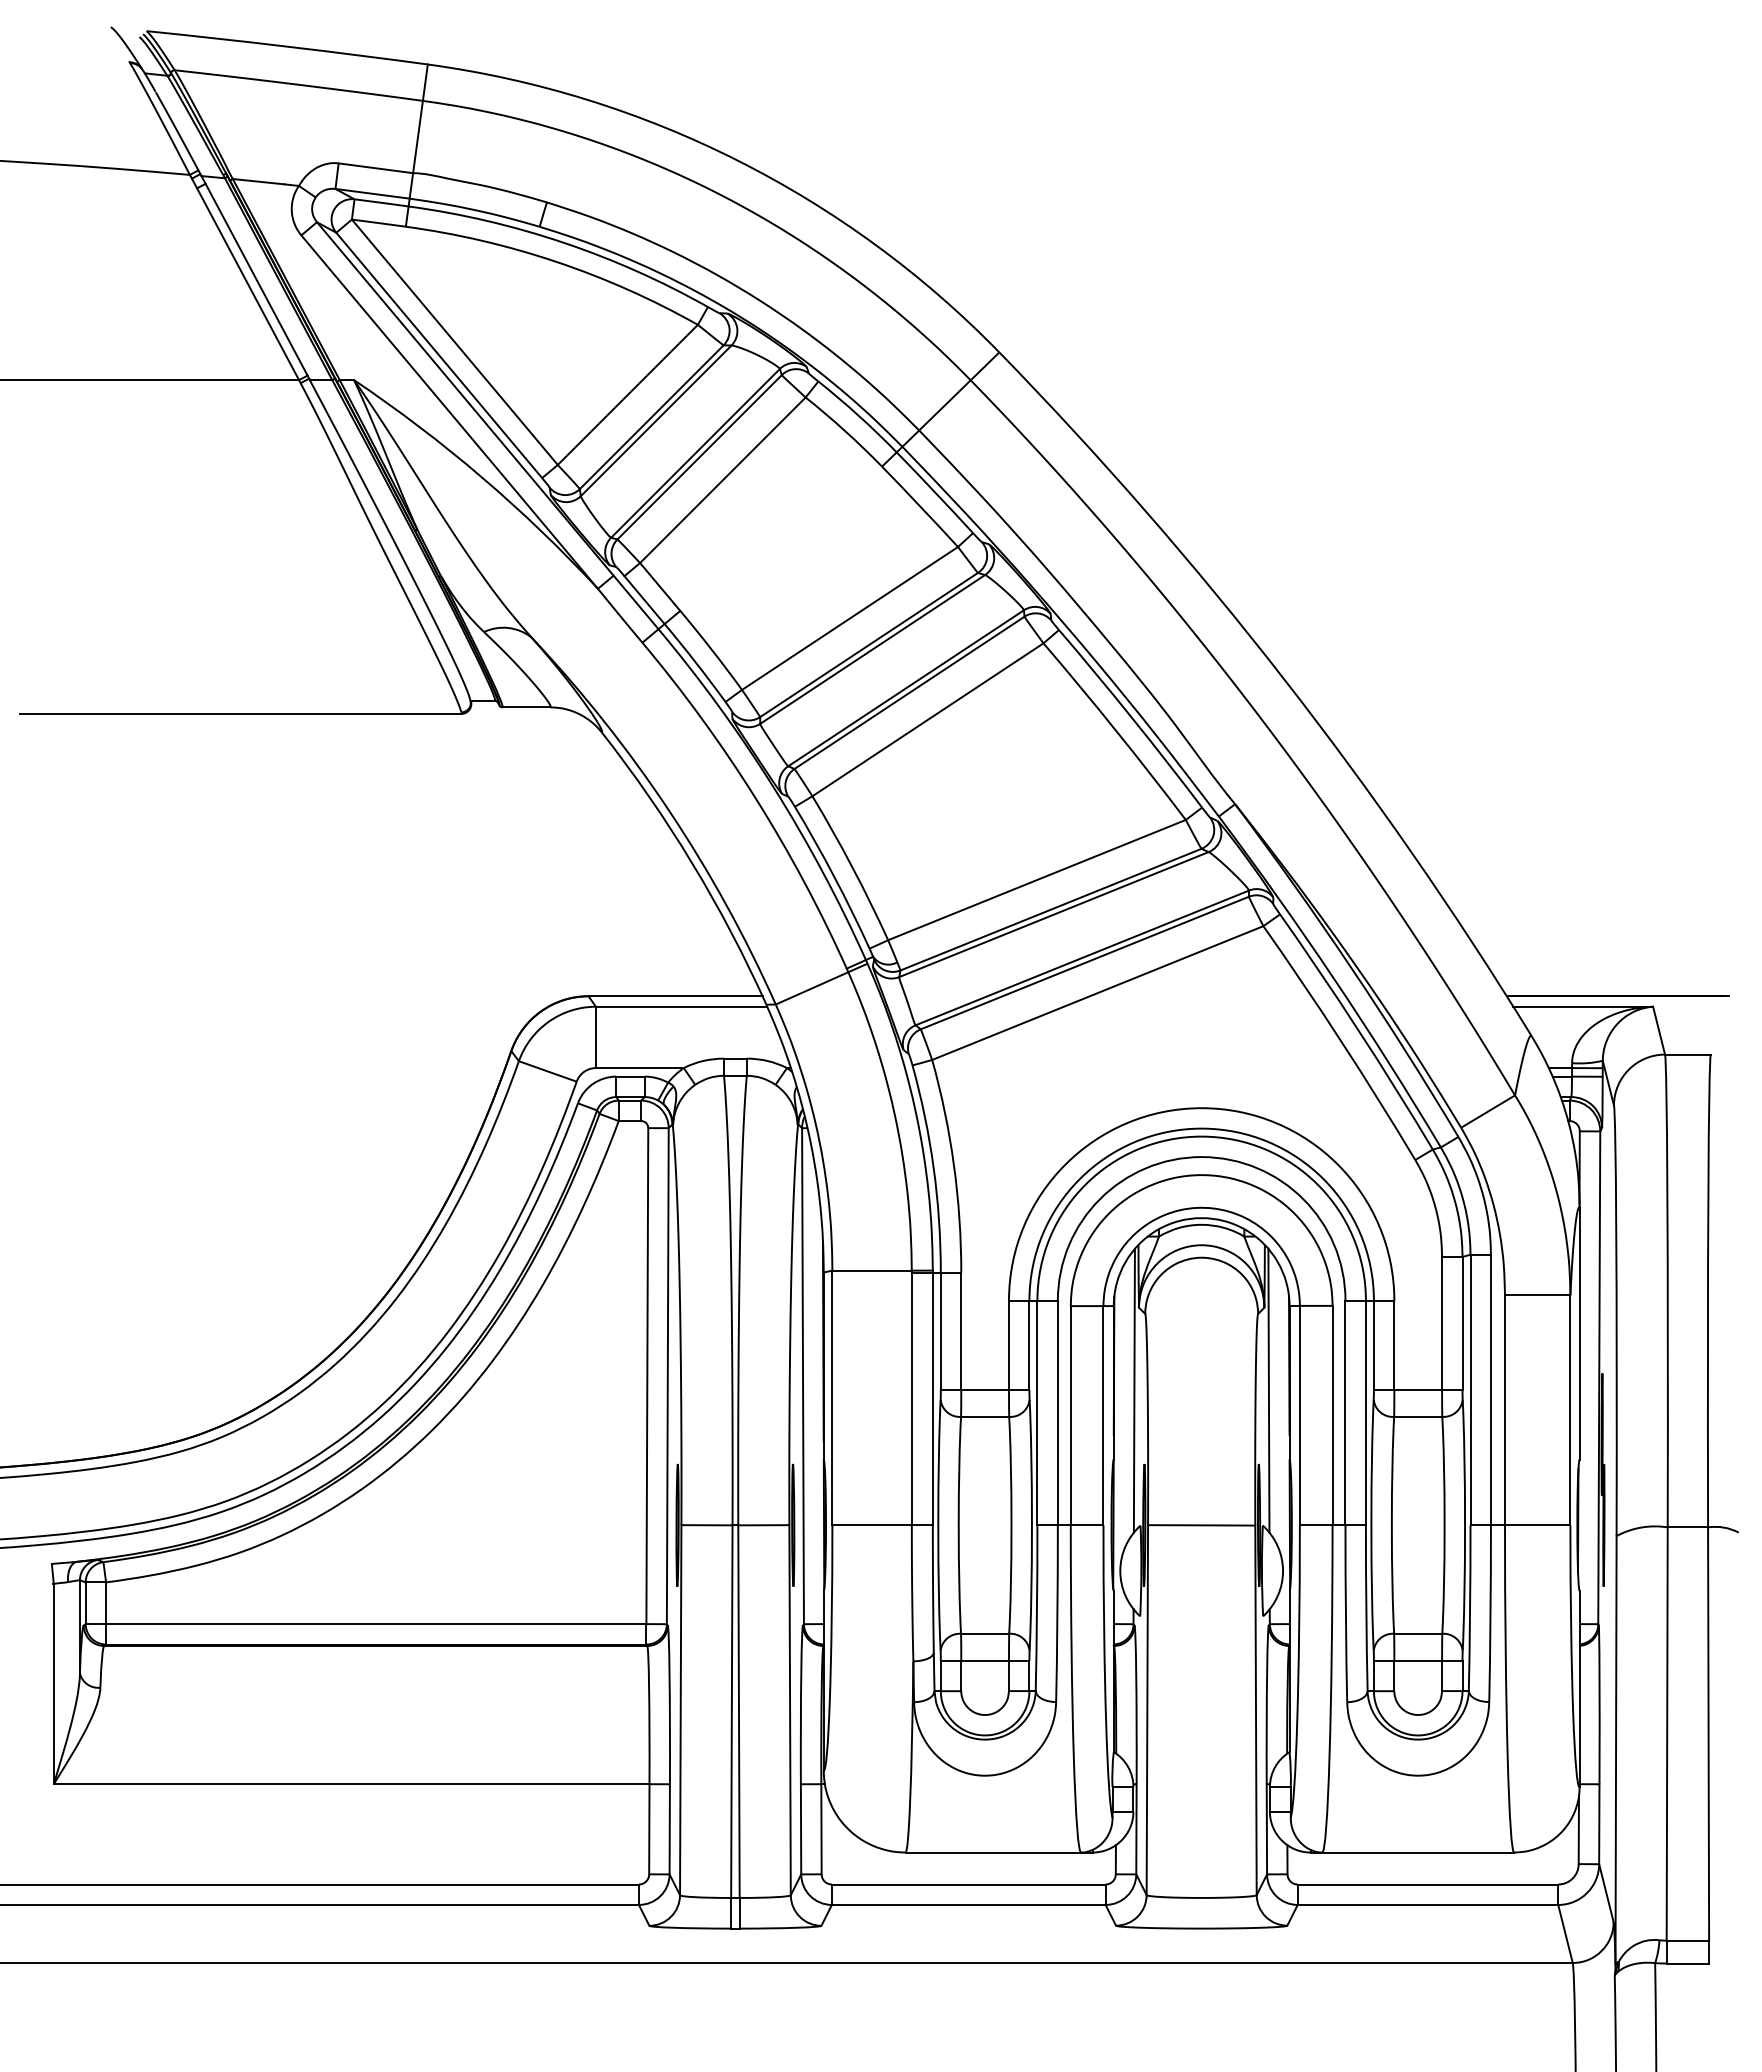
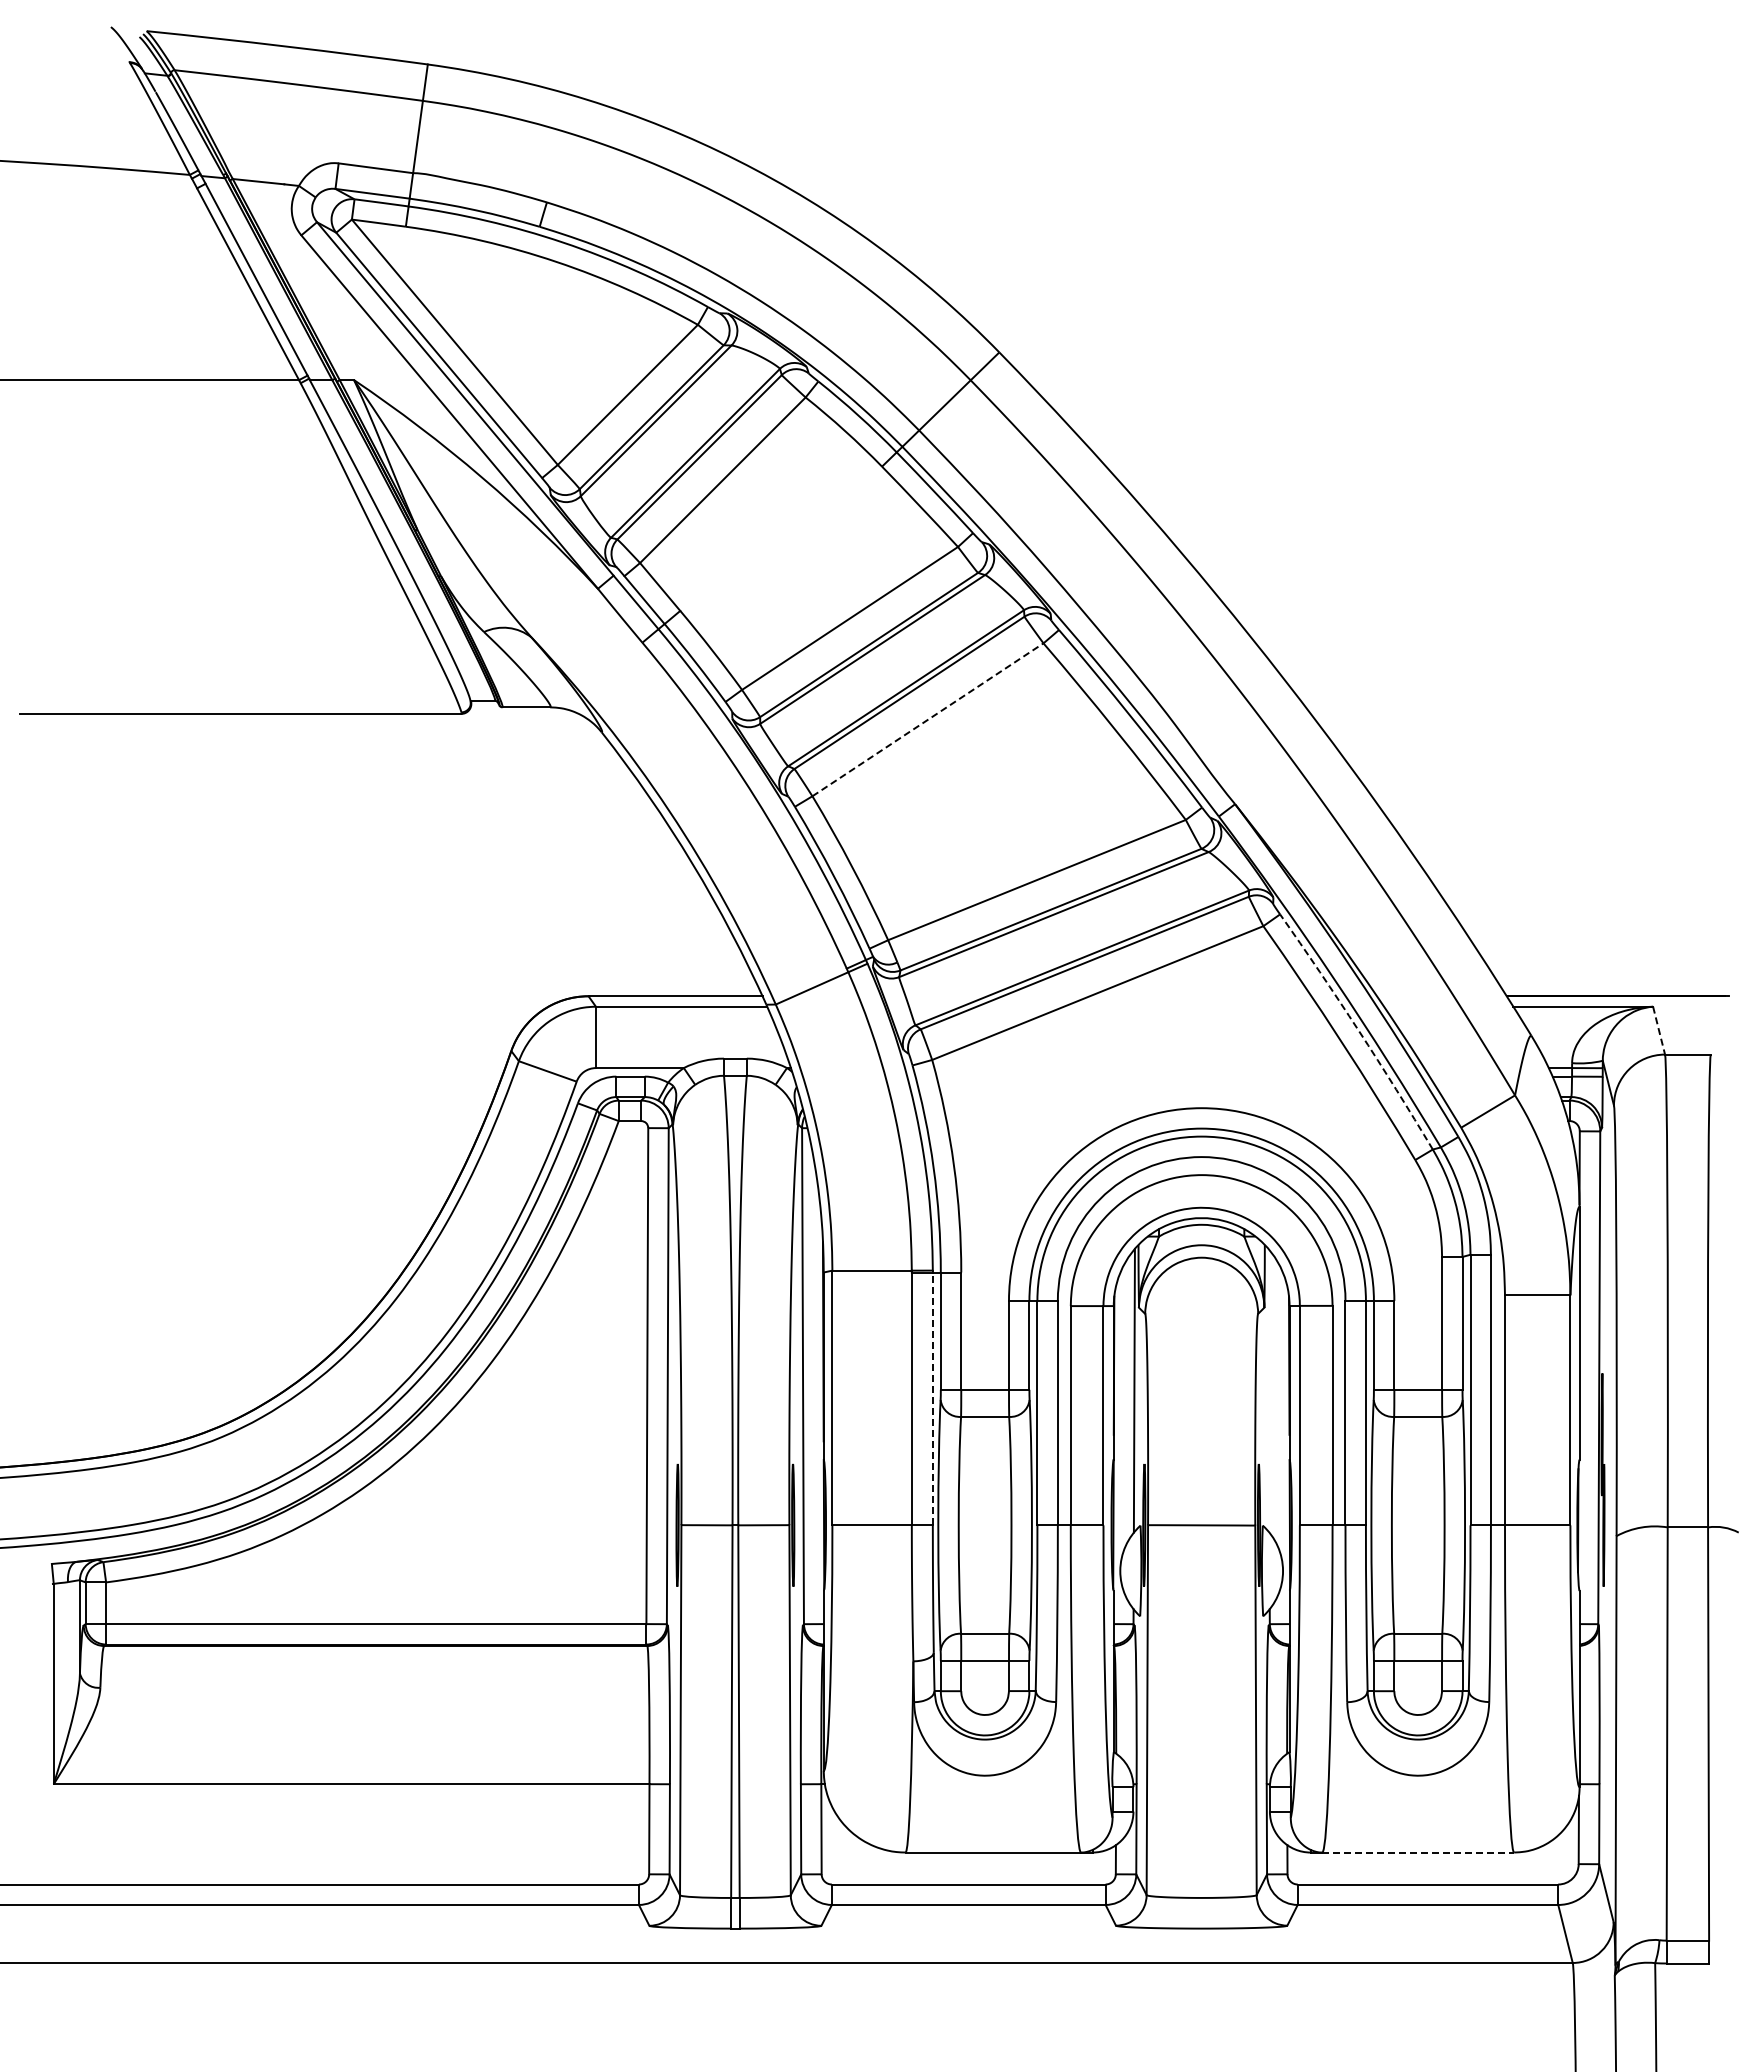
line: solid -> dashed (927, 719)
arc: solid -> dashed (1358, 1030)
line: solid -> dashed (1659, 1030)
line: present -> none (1268, 1390)
line: solid -> dashed (932, 1398)
line: solid -> dashed (1418, 1852)
